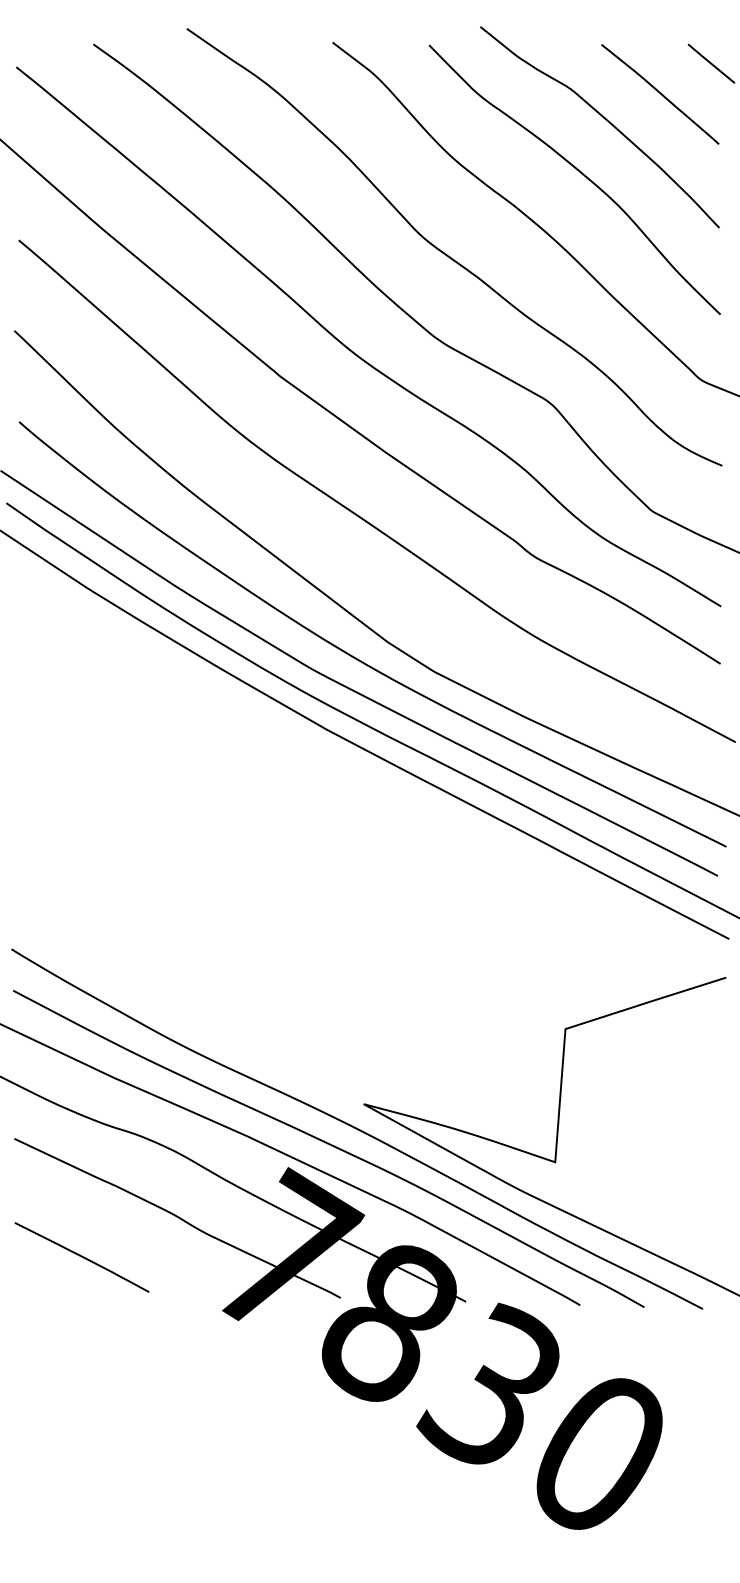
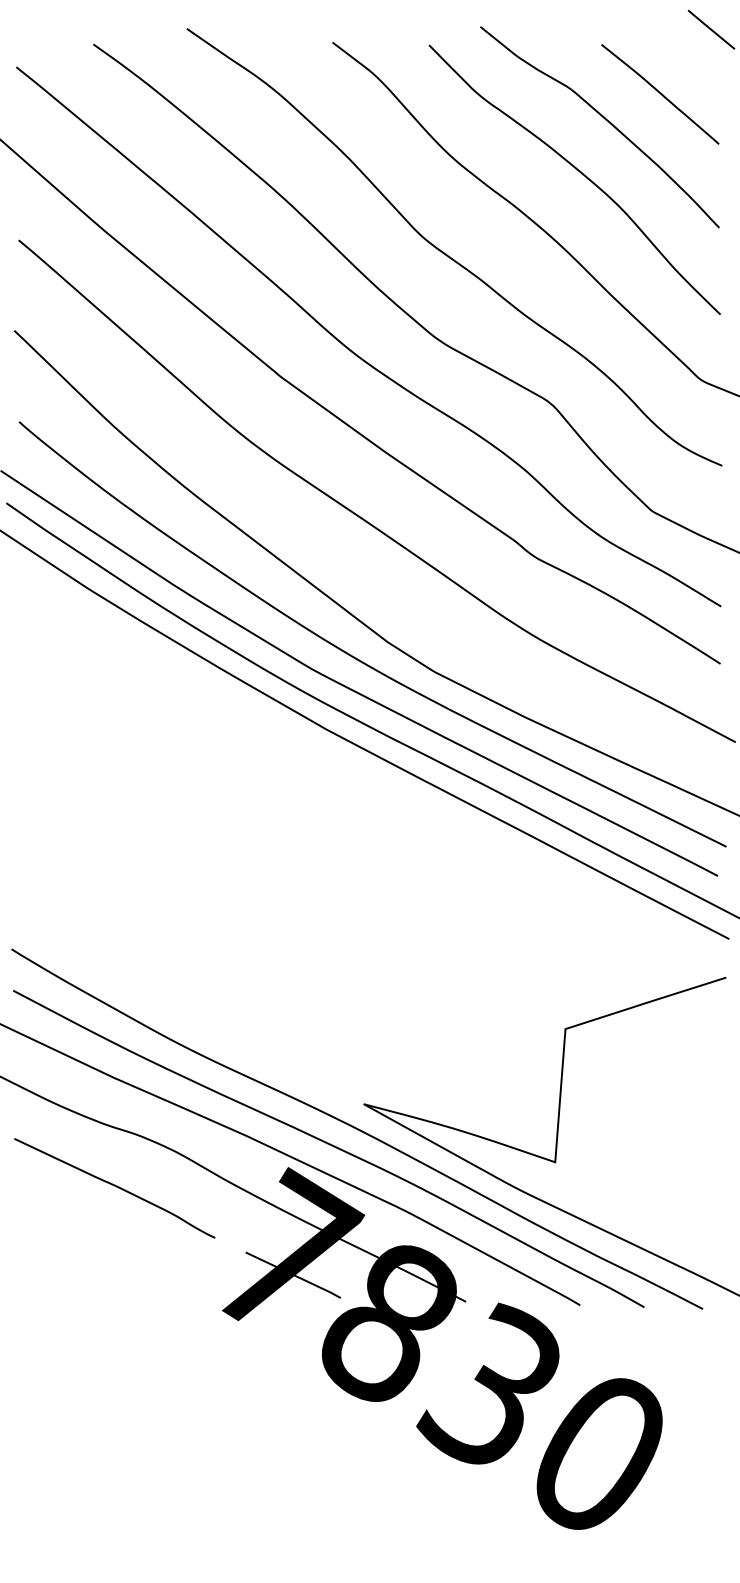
line position: (711, 63) -> (711, 29) (711, 29)
line: present -> none (230, 1244)
line: present -> none (81, 1257)
